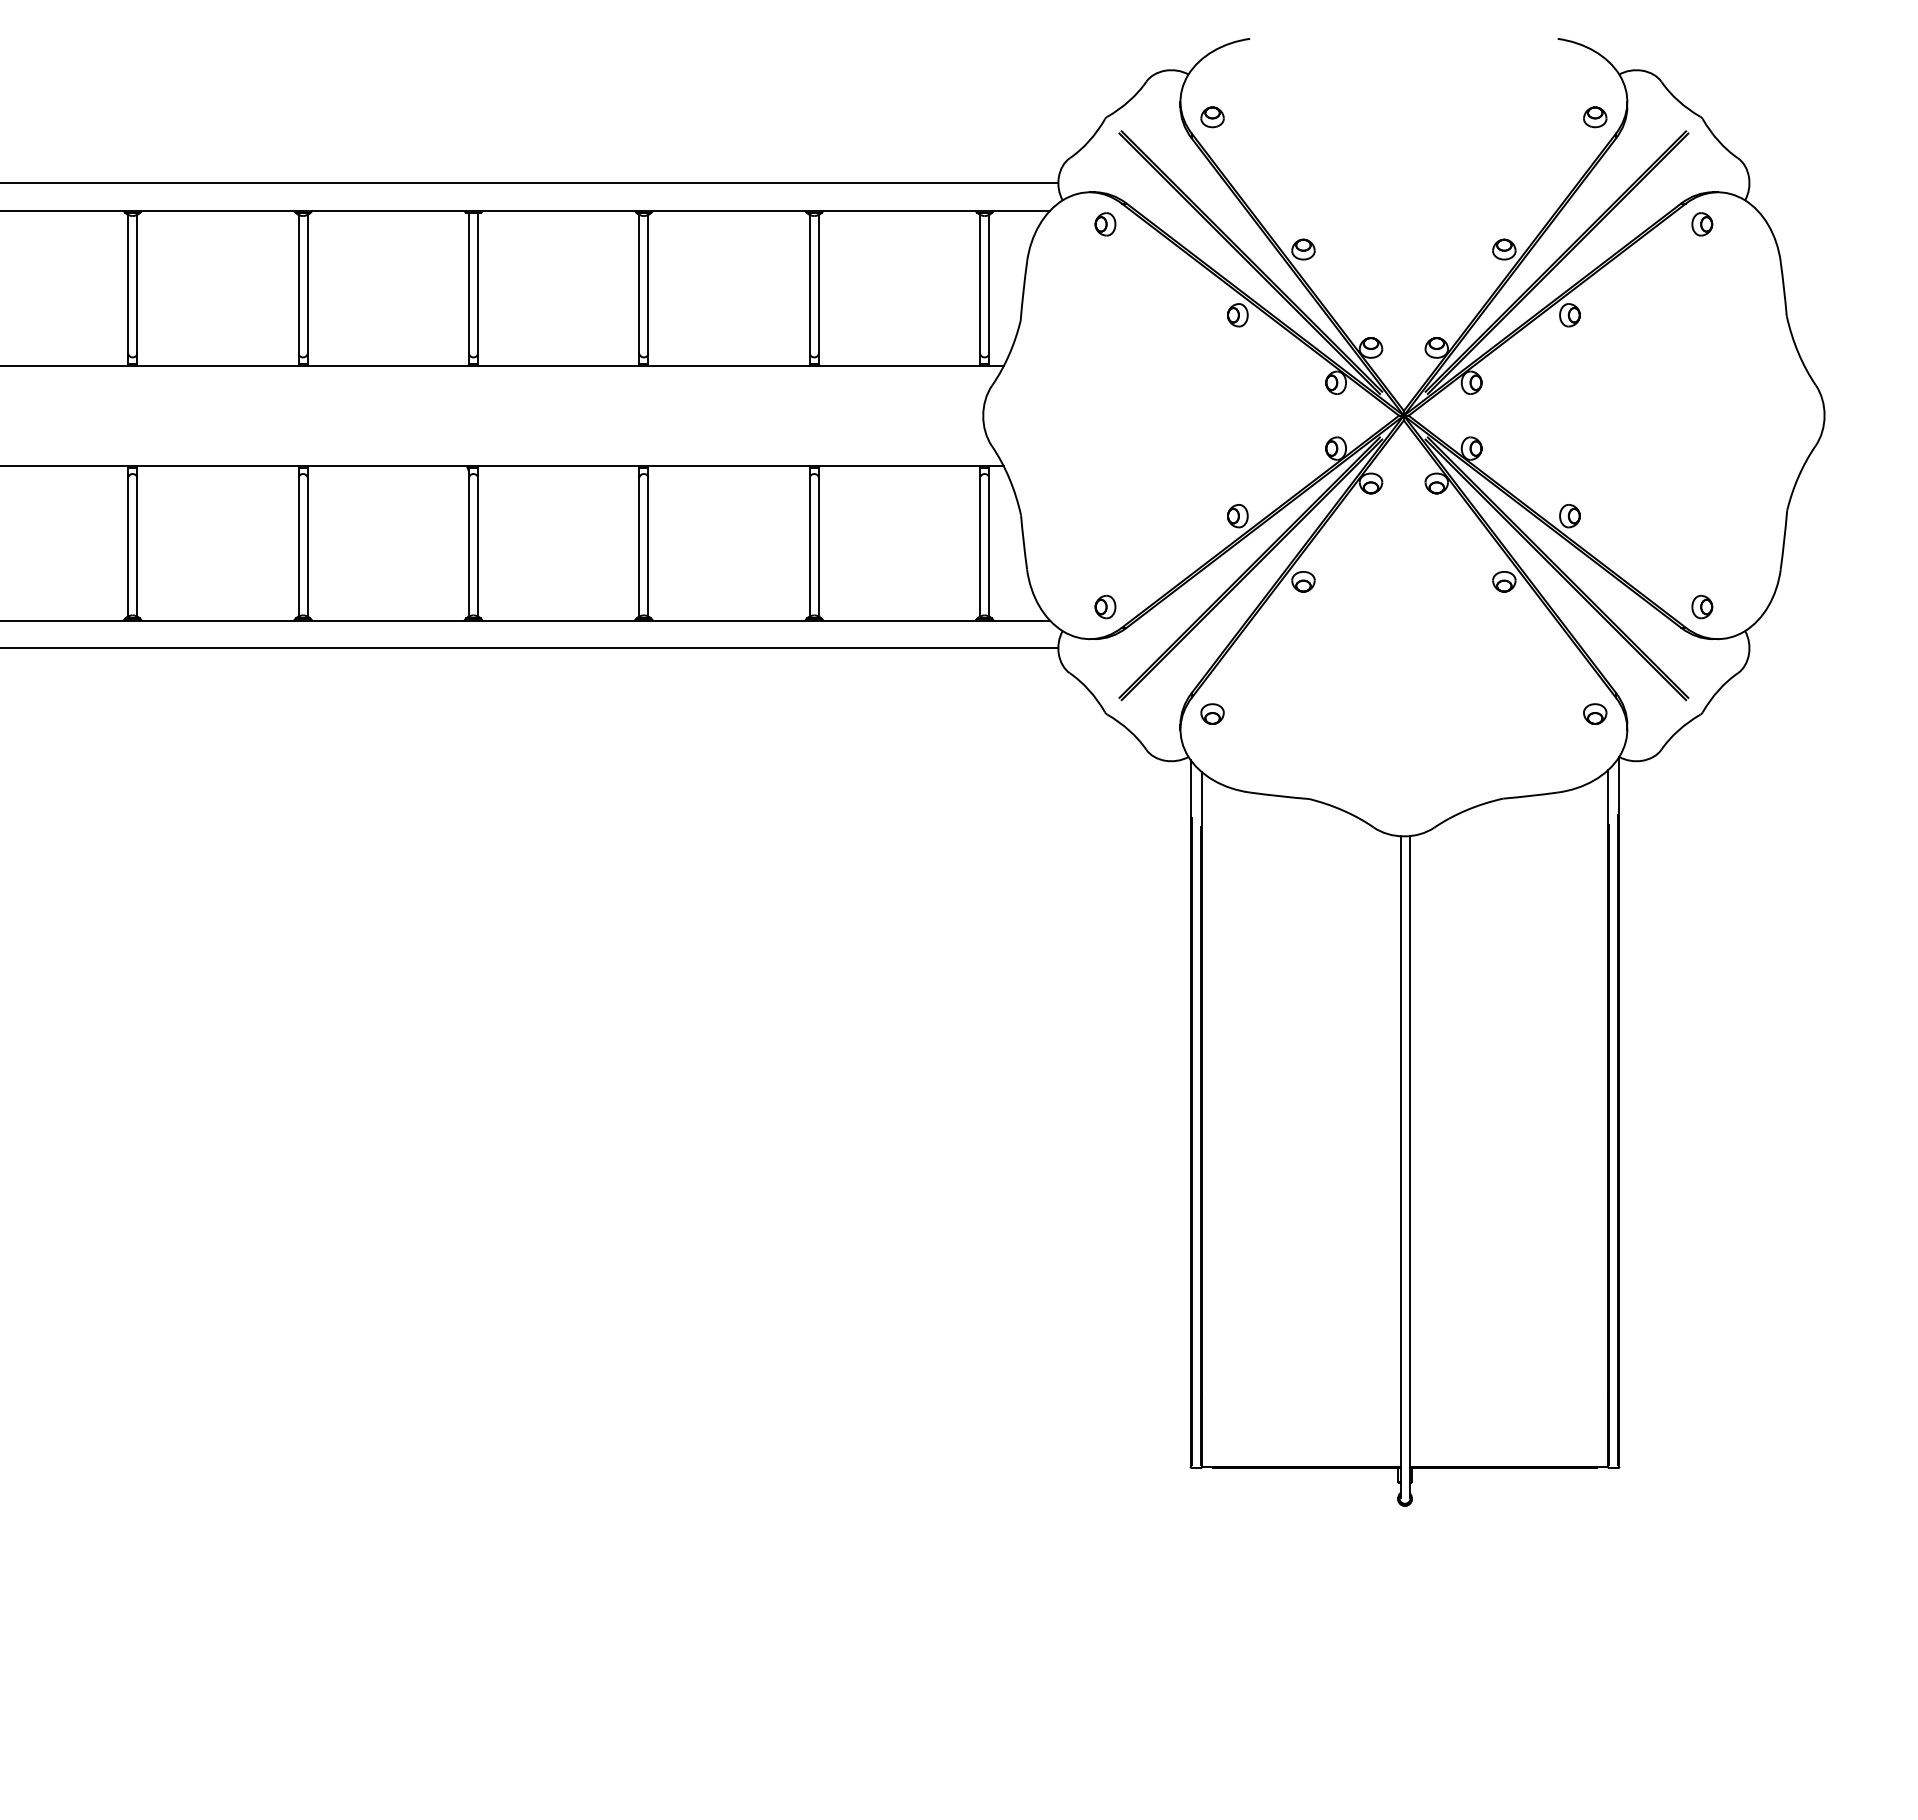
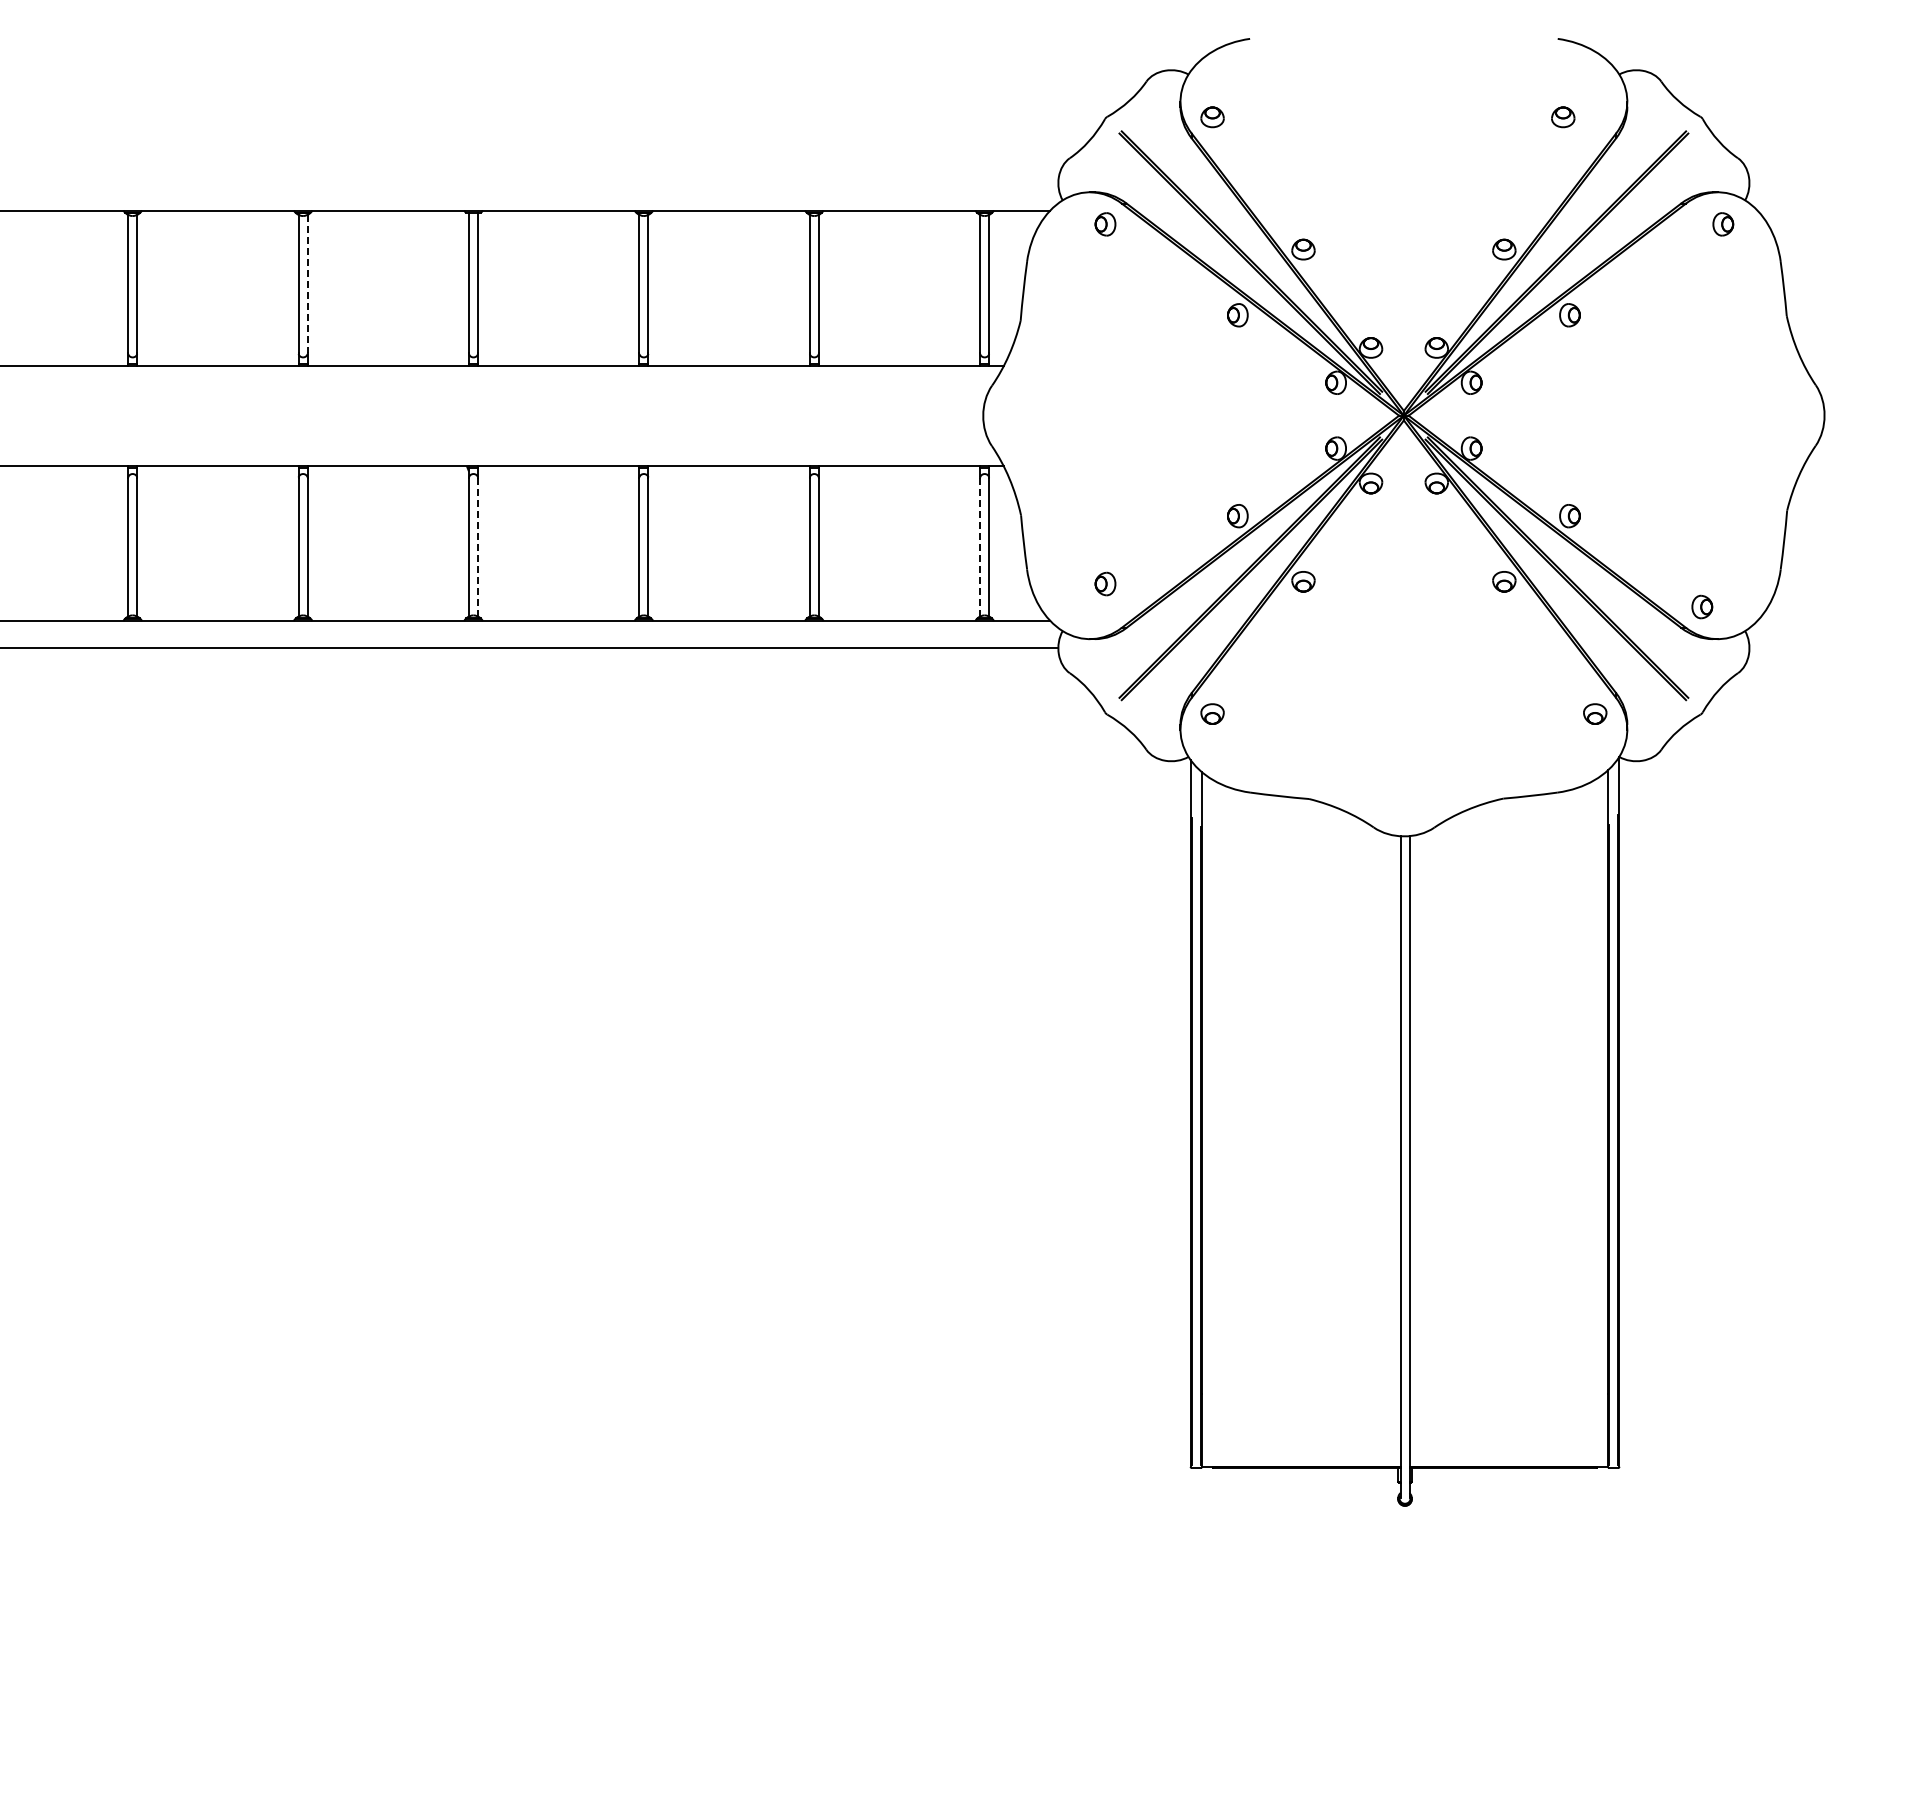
part position: (1595, 117) -> (1563, 117) (1563, 117)
line: present -> none (530, 183)
part position: (1702, 224) -> (1723, 224) (1723, 224)
line: solid -> dashed (307, 284)
line: solid -> dashed (478, 547)
line: solid -> dashed (980, 547)
part position: (1105, 606) -> (1105, 583) (1105, 583)
